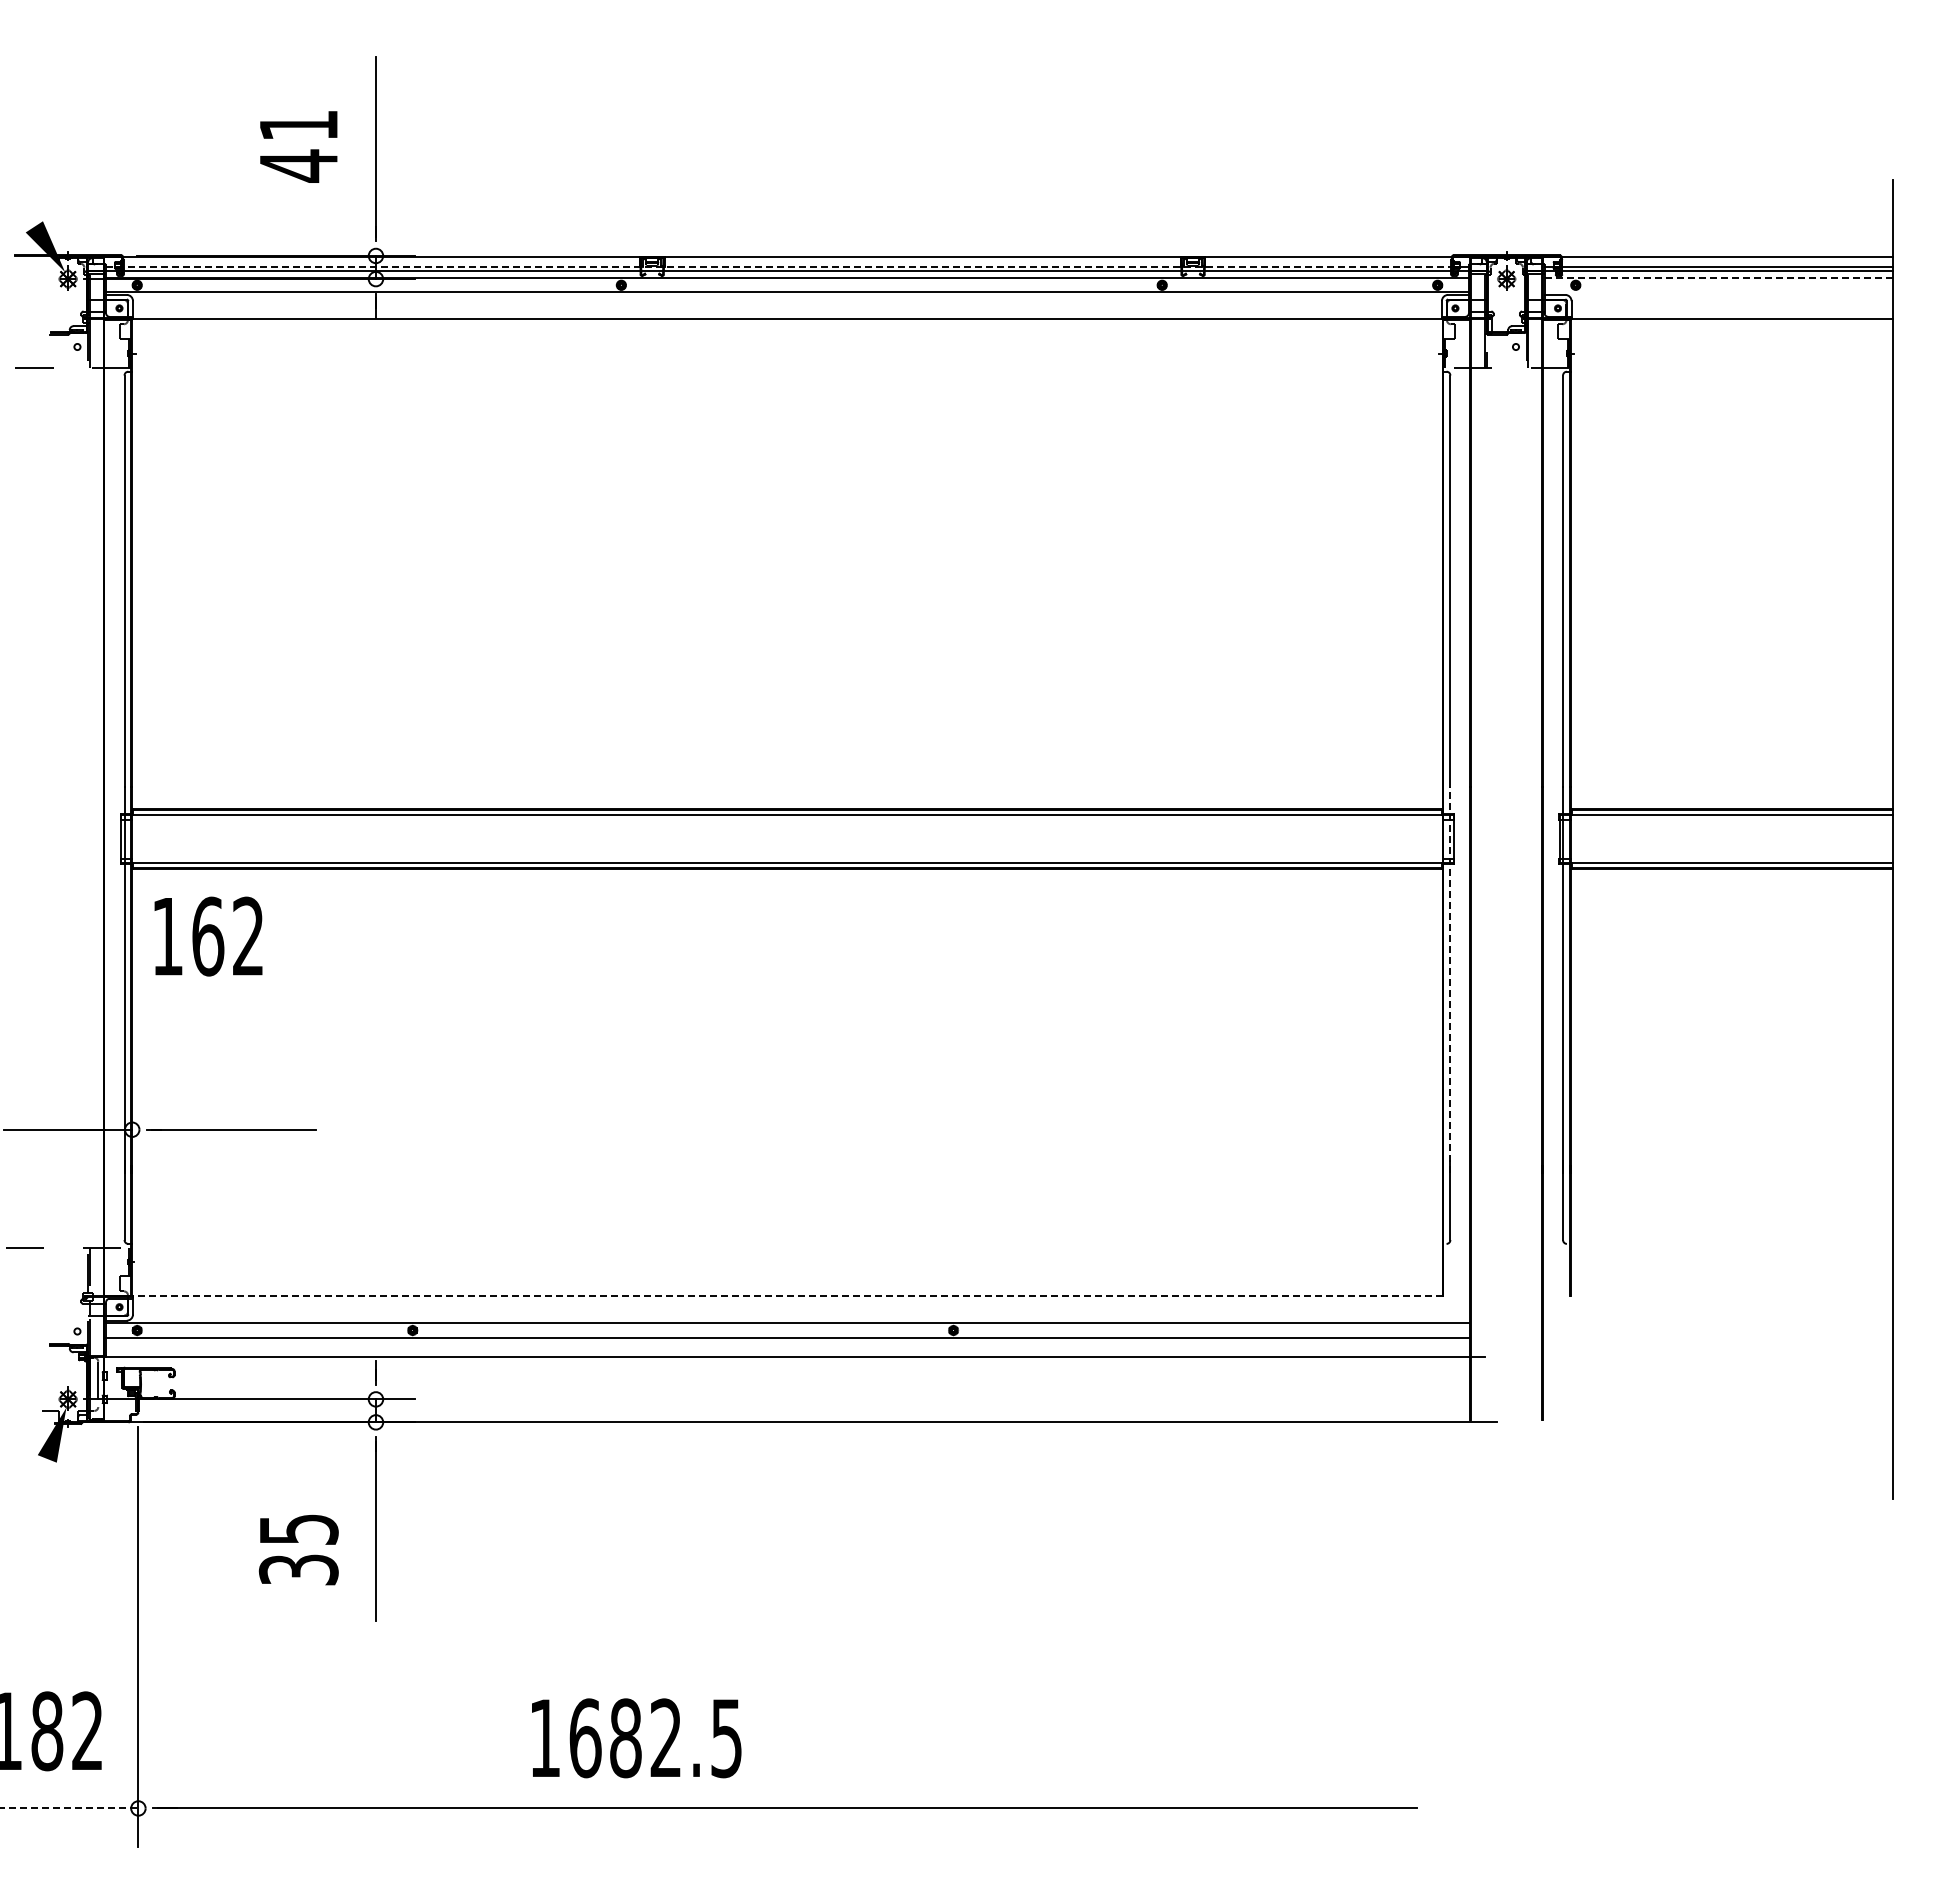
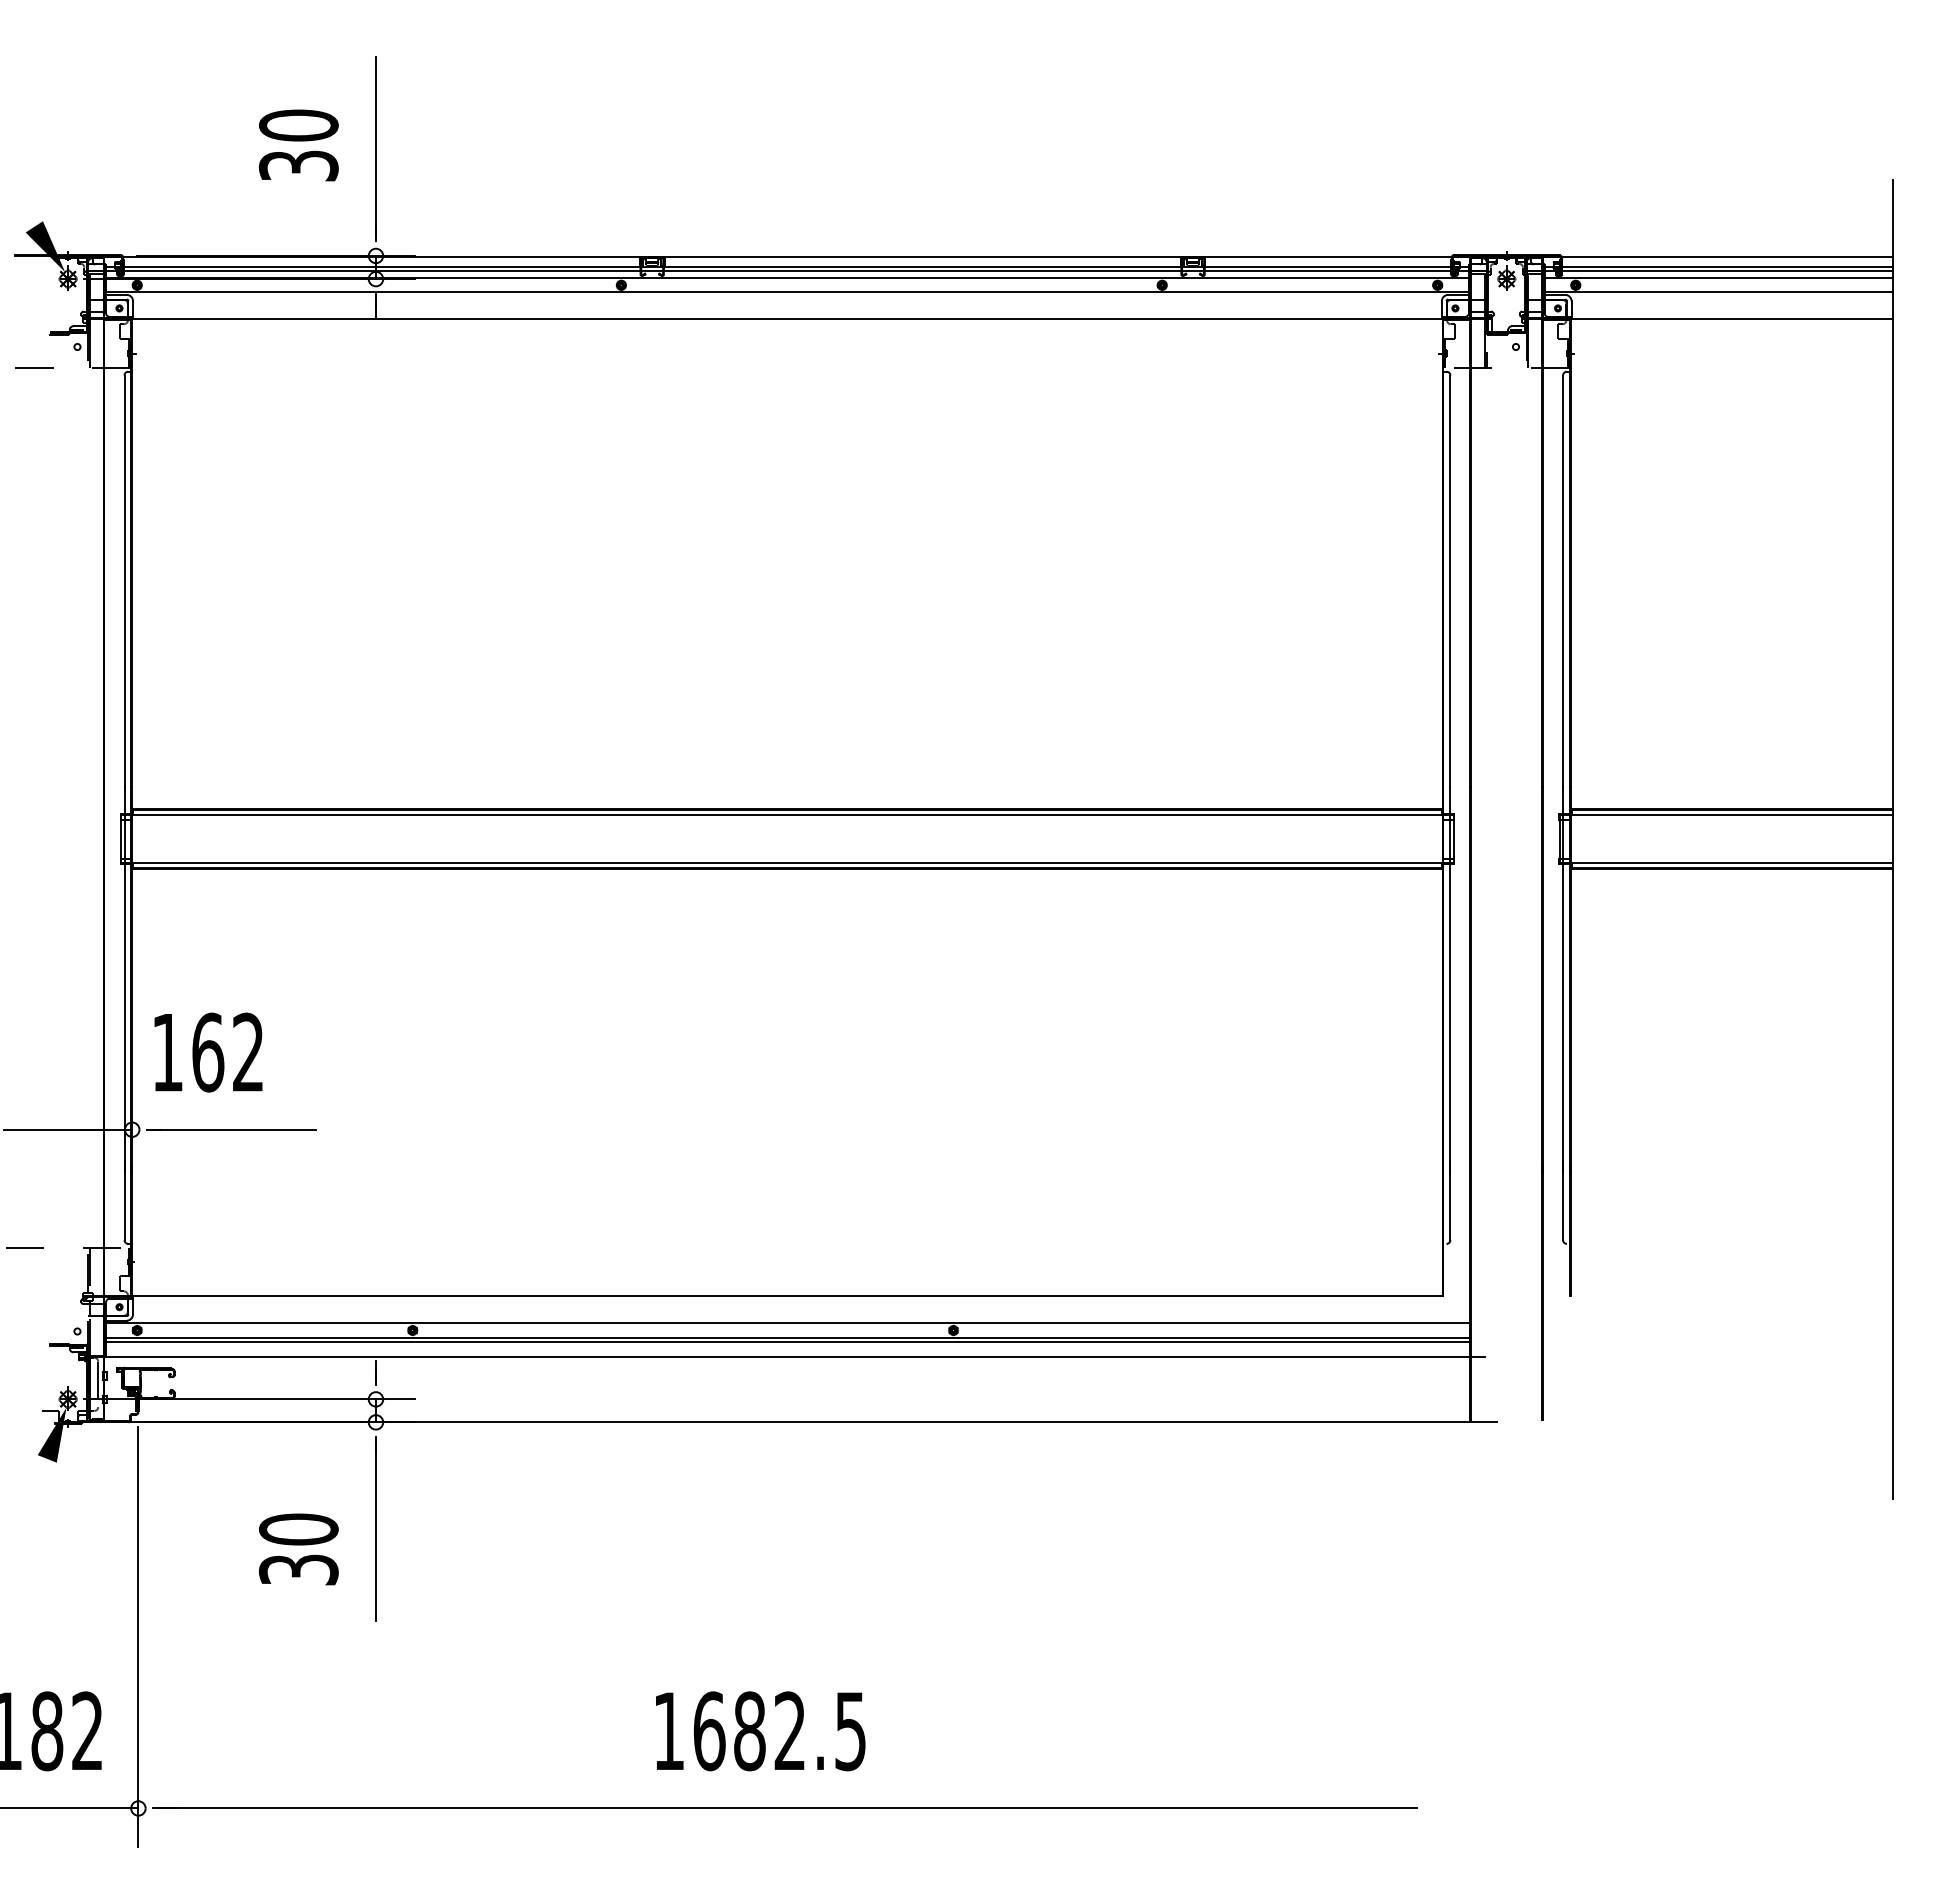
text: 41 -> 30 (298, 145)
line: dashed -> solid (778, 266)
line: dashed -> solid (1718, 277)
line: none -> present (1718, 292)
text position: (208, 936) -> (208, 1052) (208, 1052)
line: dashed -> solid (1450, 979)
line: dashed -> solid (786, 1296)
line: none -> present (787, 1341)
text: 35 -> 30 (298, 1529)
text position: (636, 1738) -> (760, 1731) (760, 1731)
line: dashed -> solid (69, 1808)
